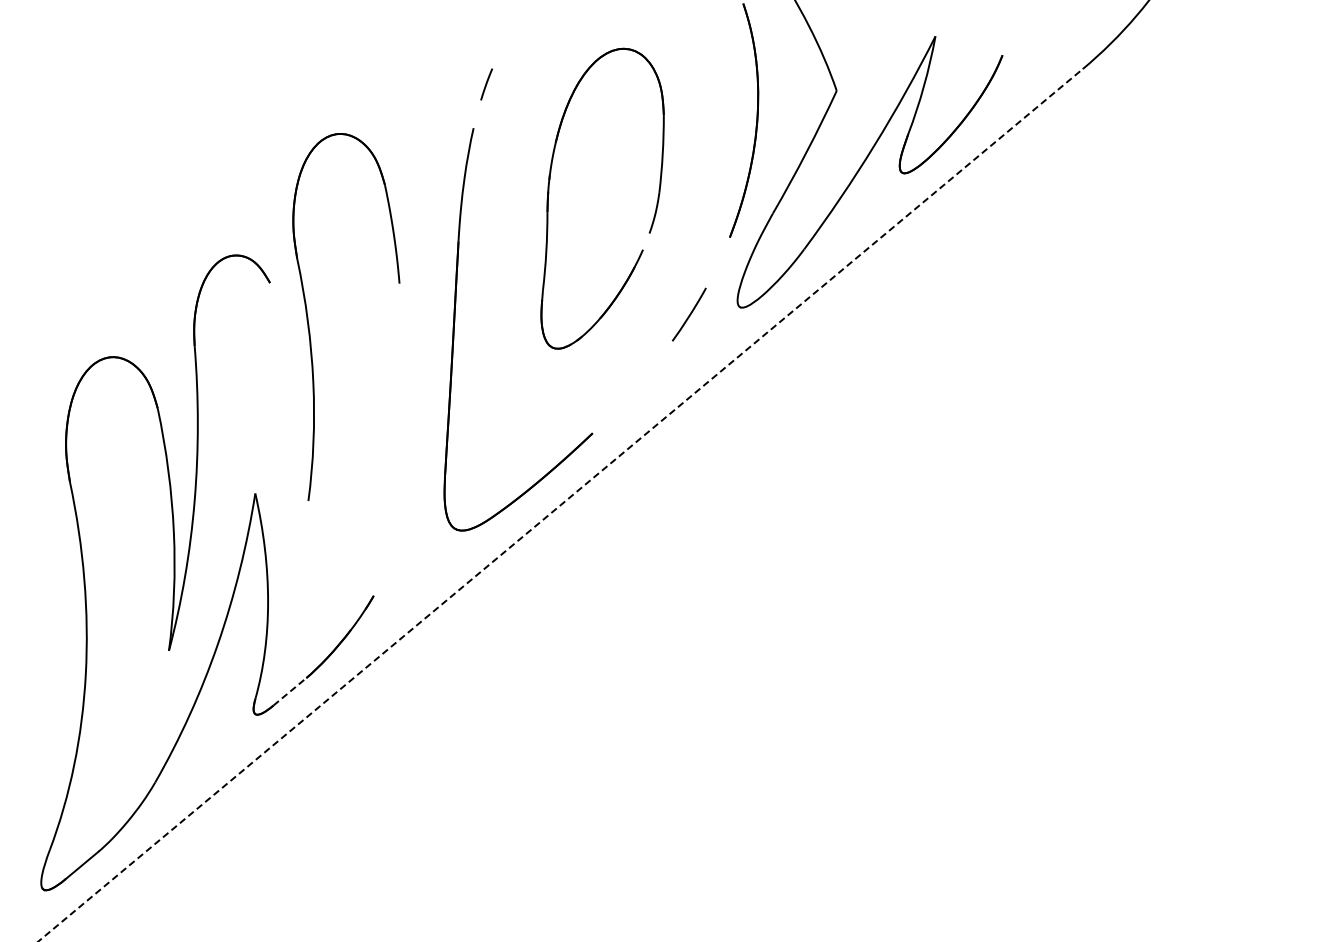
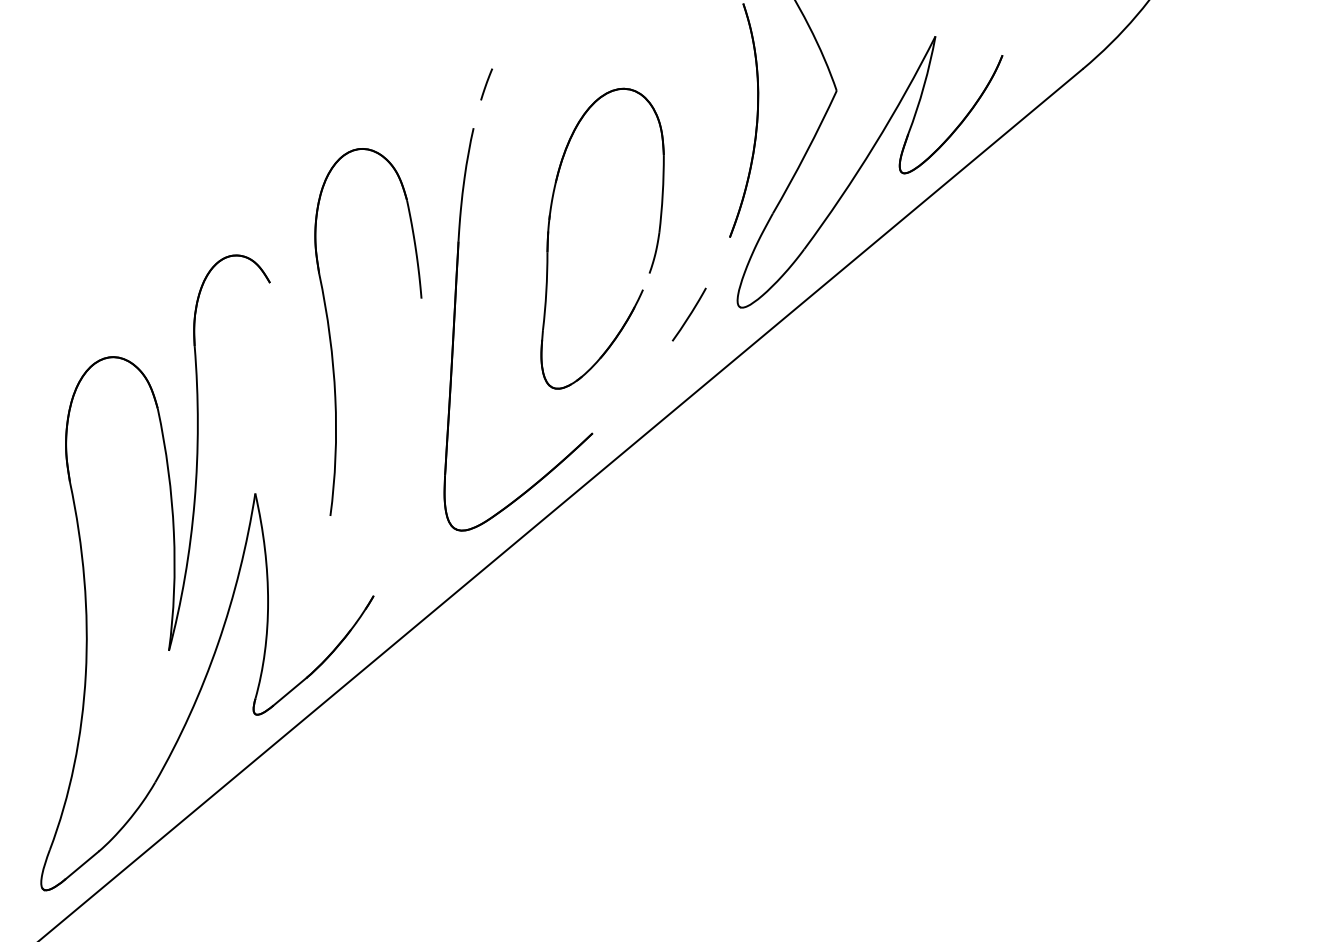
part position: (549, 194) -> (549, 234) (549, 234)
part position: (309, 324) -> (331, 339) (331, 339)
line: dashed -> solid (560, 504)
line: dashed -> solid (290, 691)
